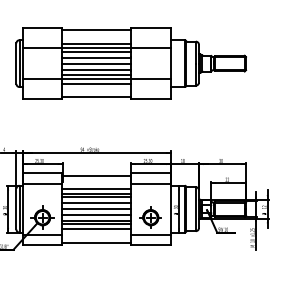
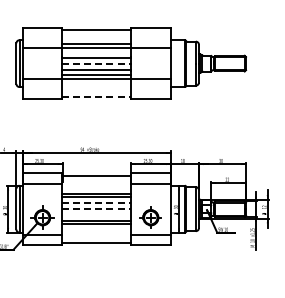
line: present -> none (96, 51)
line: solid -> dashed (97, 63)
line: present -> none (96, 83)
line: solid -> dashed (97, 97)
line: present -> none (96, 189)
line: solid -> dashed (97, 203)
line: solid -> dashed (97, 209)
line: present -> none (96, 215)
line: present -> none (96, 229)
